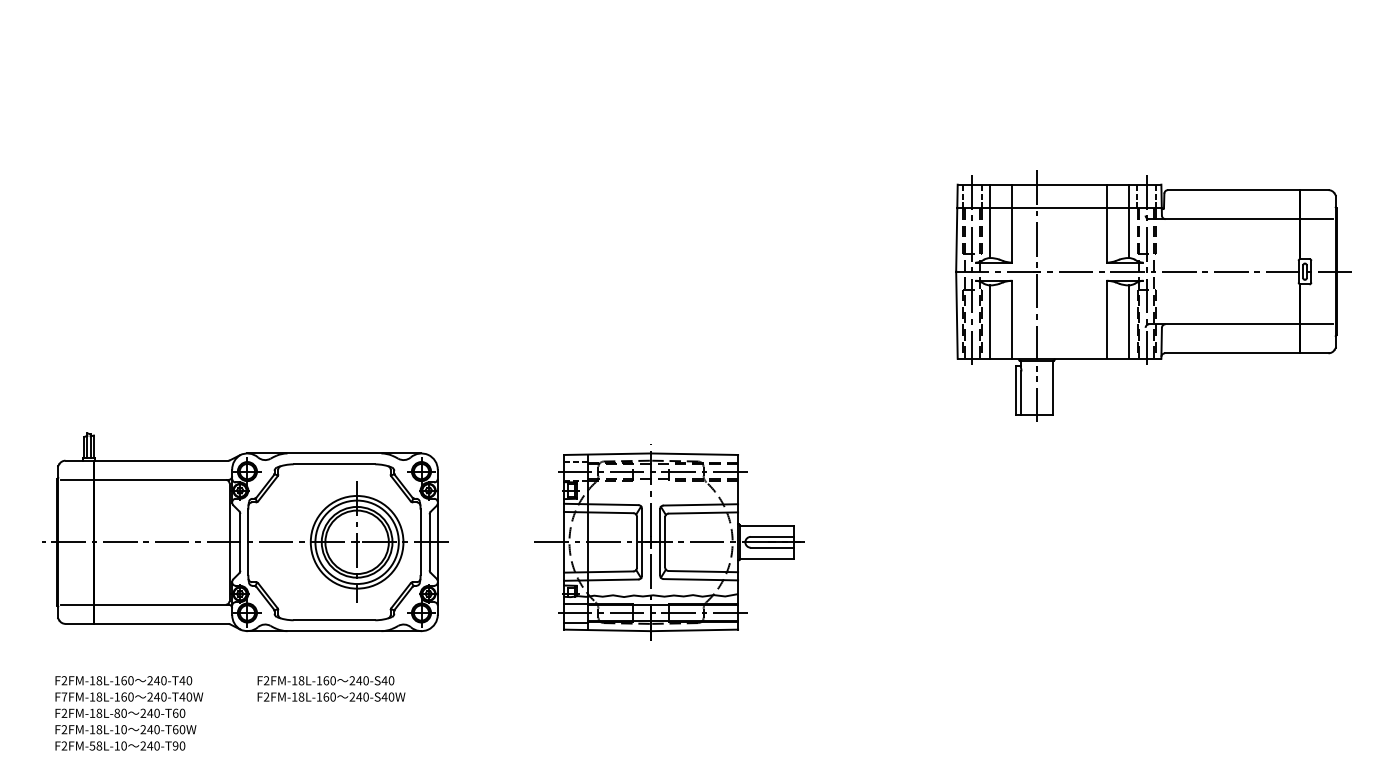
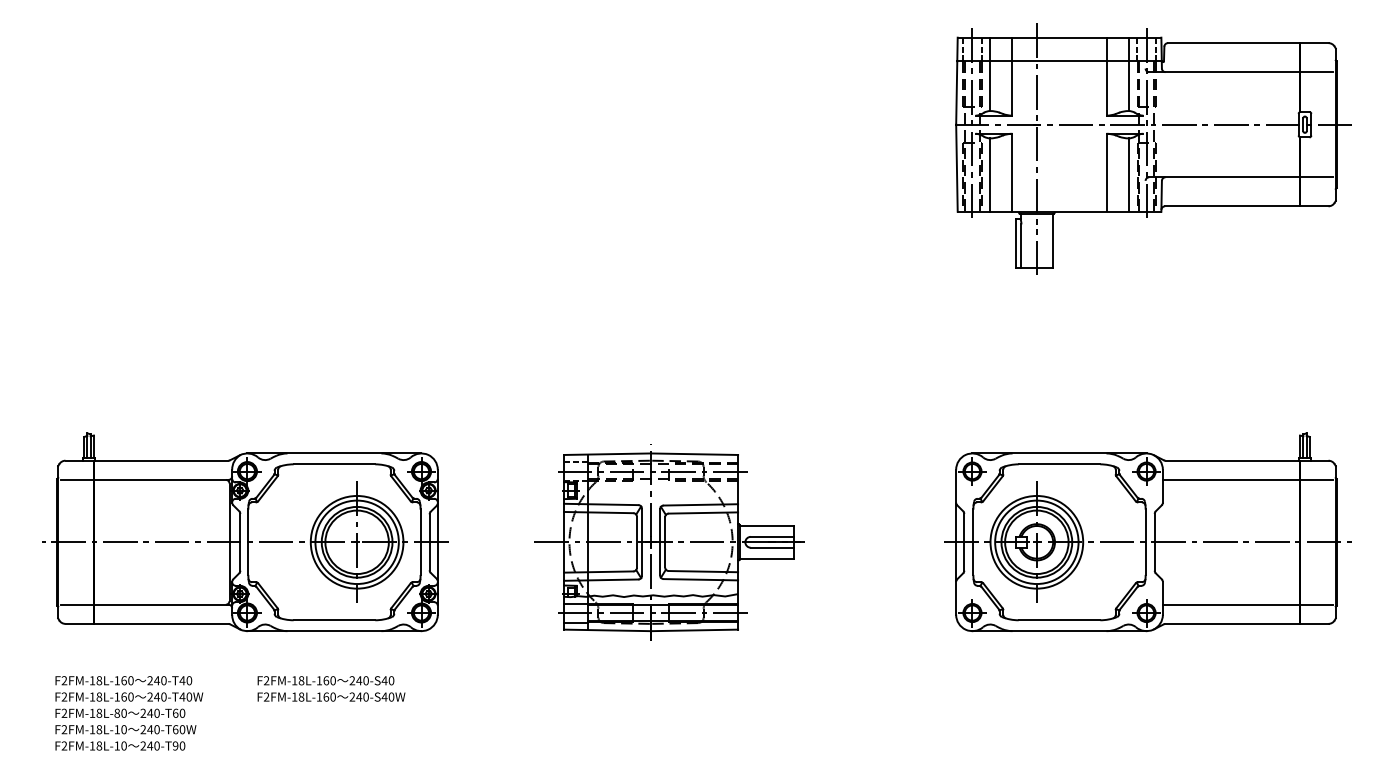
part position: (1153, 295) -> (1153, 148) (1153, 148)
part: none -> present (1147, 532)
text: F7FM-18L-160 -> F2FM-18L-160 (64, 696)
text: F2FM-58L-10 -> F2FM-18L-10 (92, 745)
